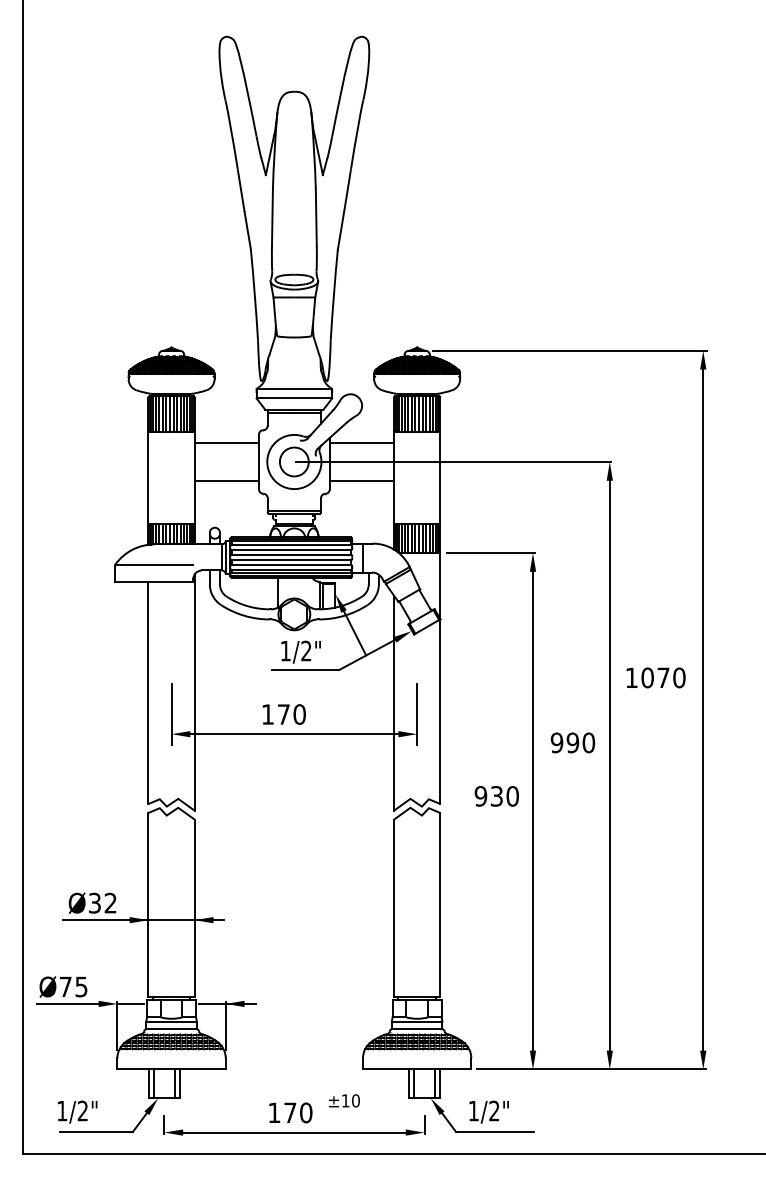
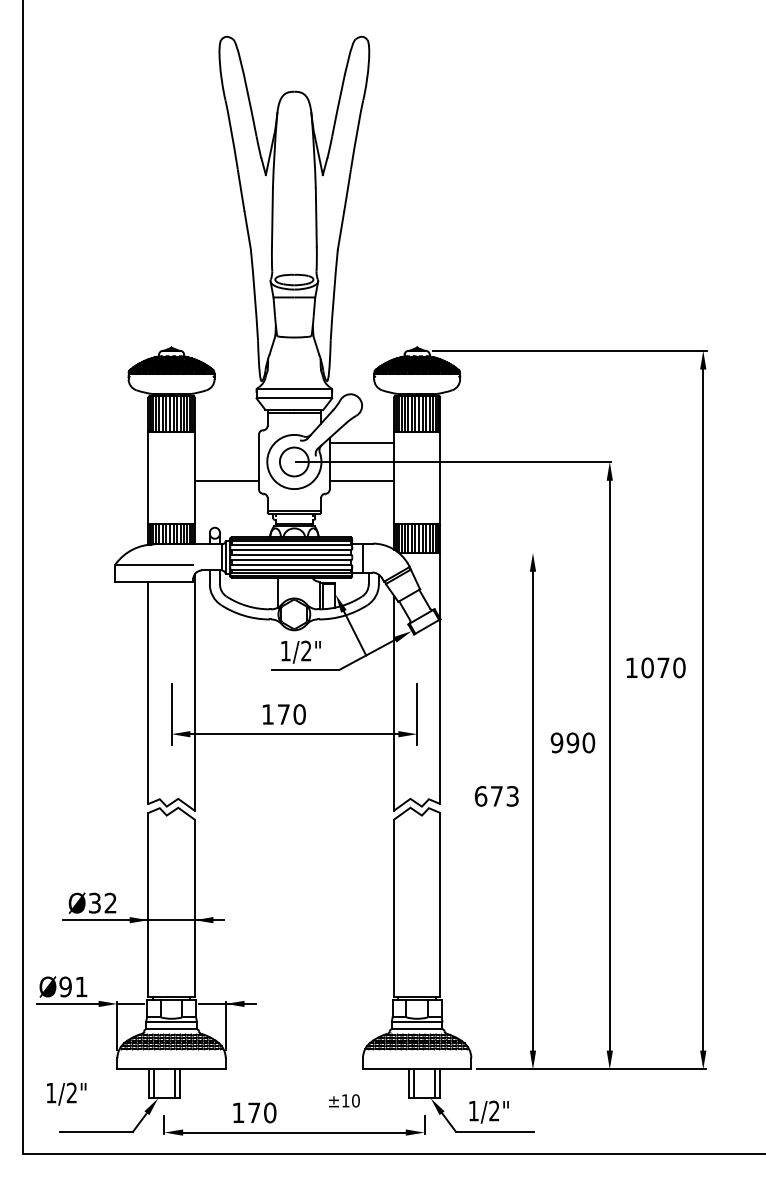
line: present -> none (226, 443)
line: present -> none (491, 553)
text position: (655, 677) -> (655, 667) (655, 667)
text: 930 -> 673 (496, 796)
text: Ø75 -> Ø91 (73, 986)
text position: (77, 1111) -> (66, 1093) (66, 1093)
text position: (290, 1112) -> (254, 1112) (254, 1112)
